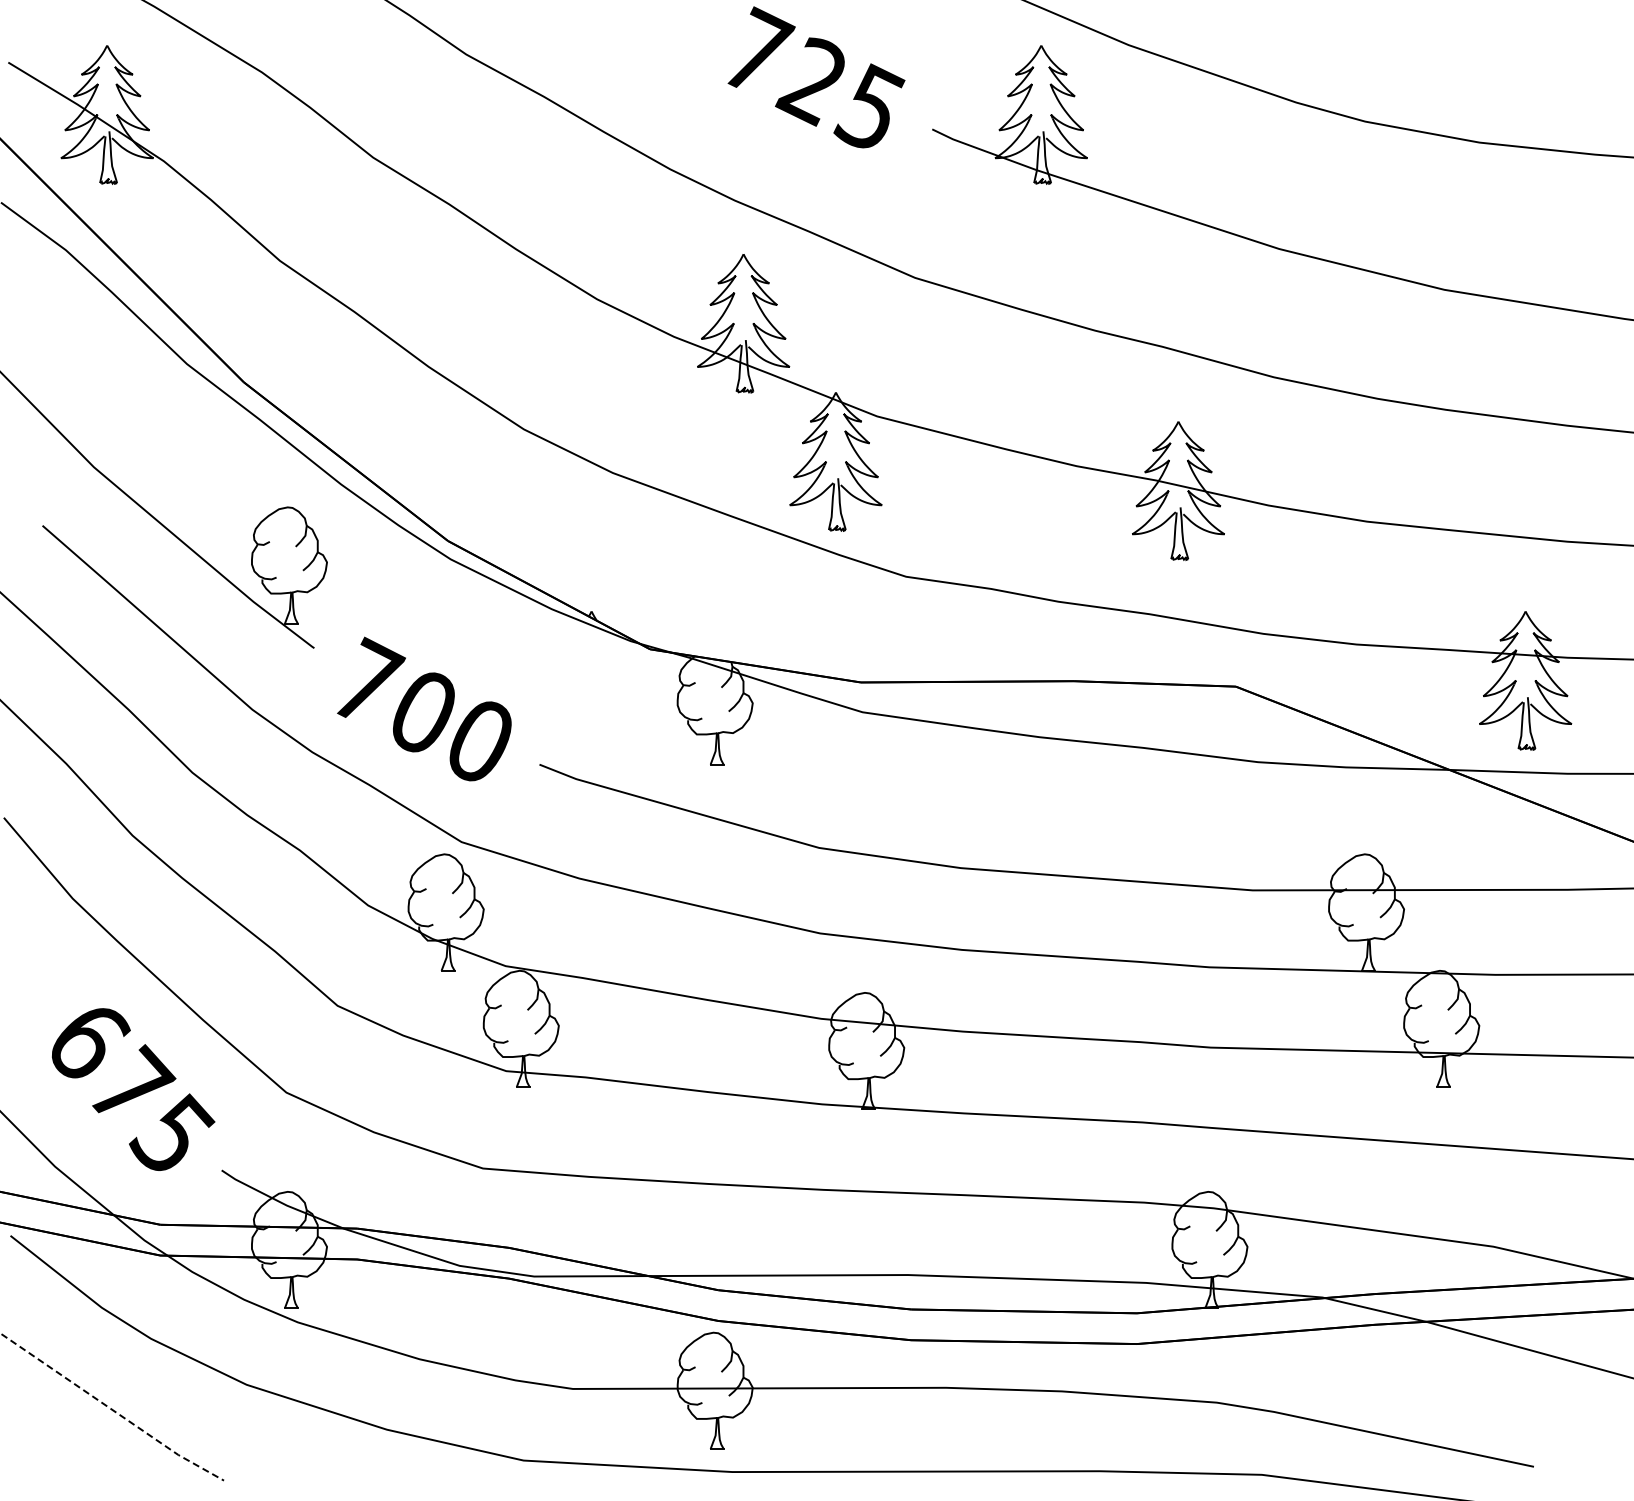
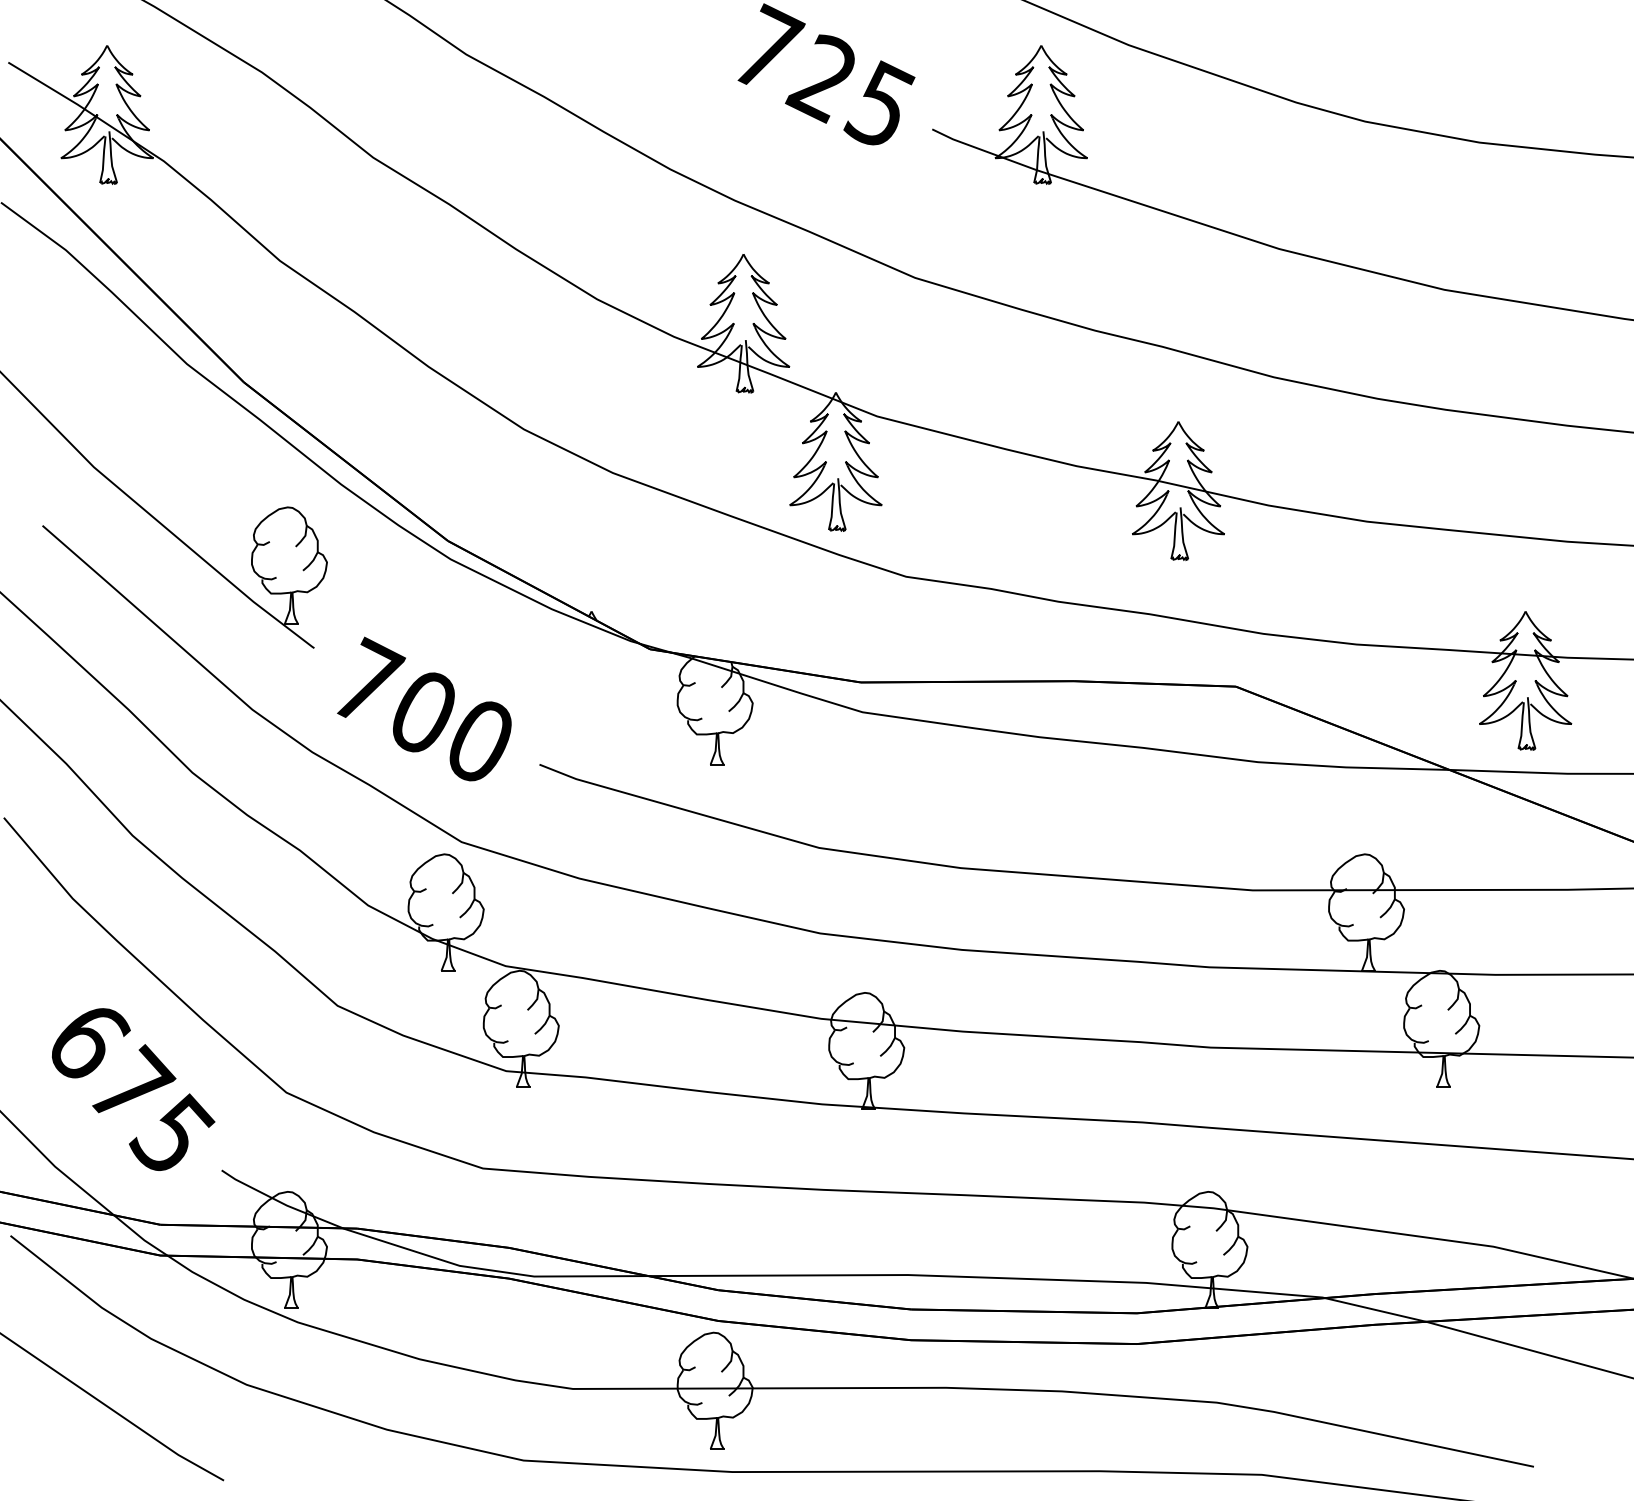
text position: (816, 77) -> (826, 74) (826, 74)
line: dashed -> solid (111, 1409)
